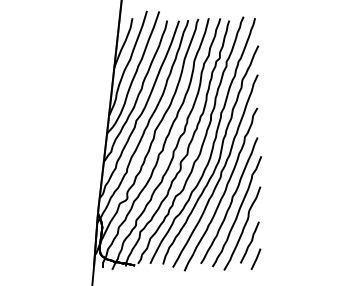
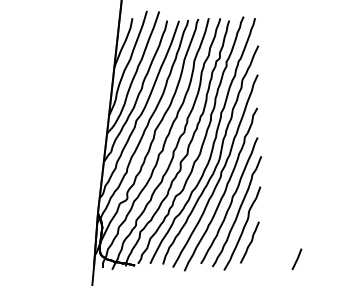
line position: (255, 258) -> (296, 258) (296, 258)
